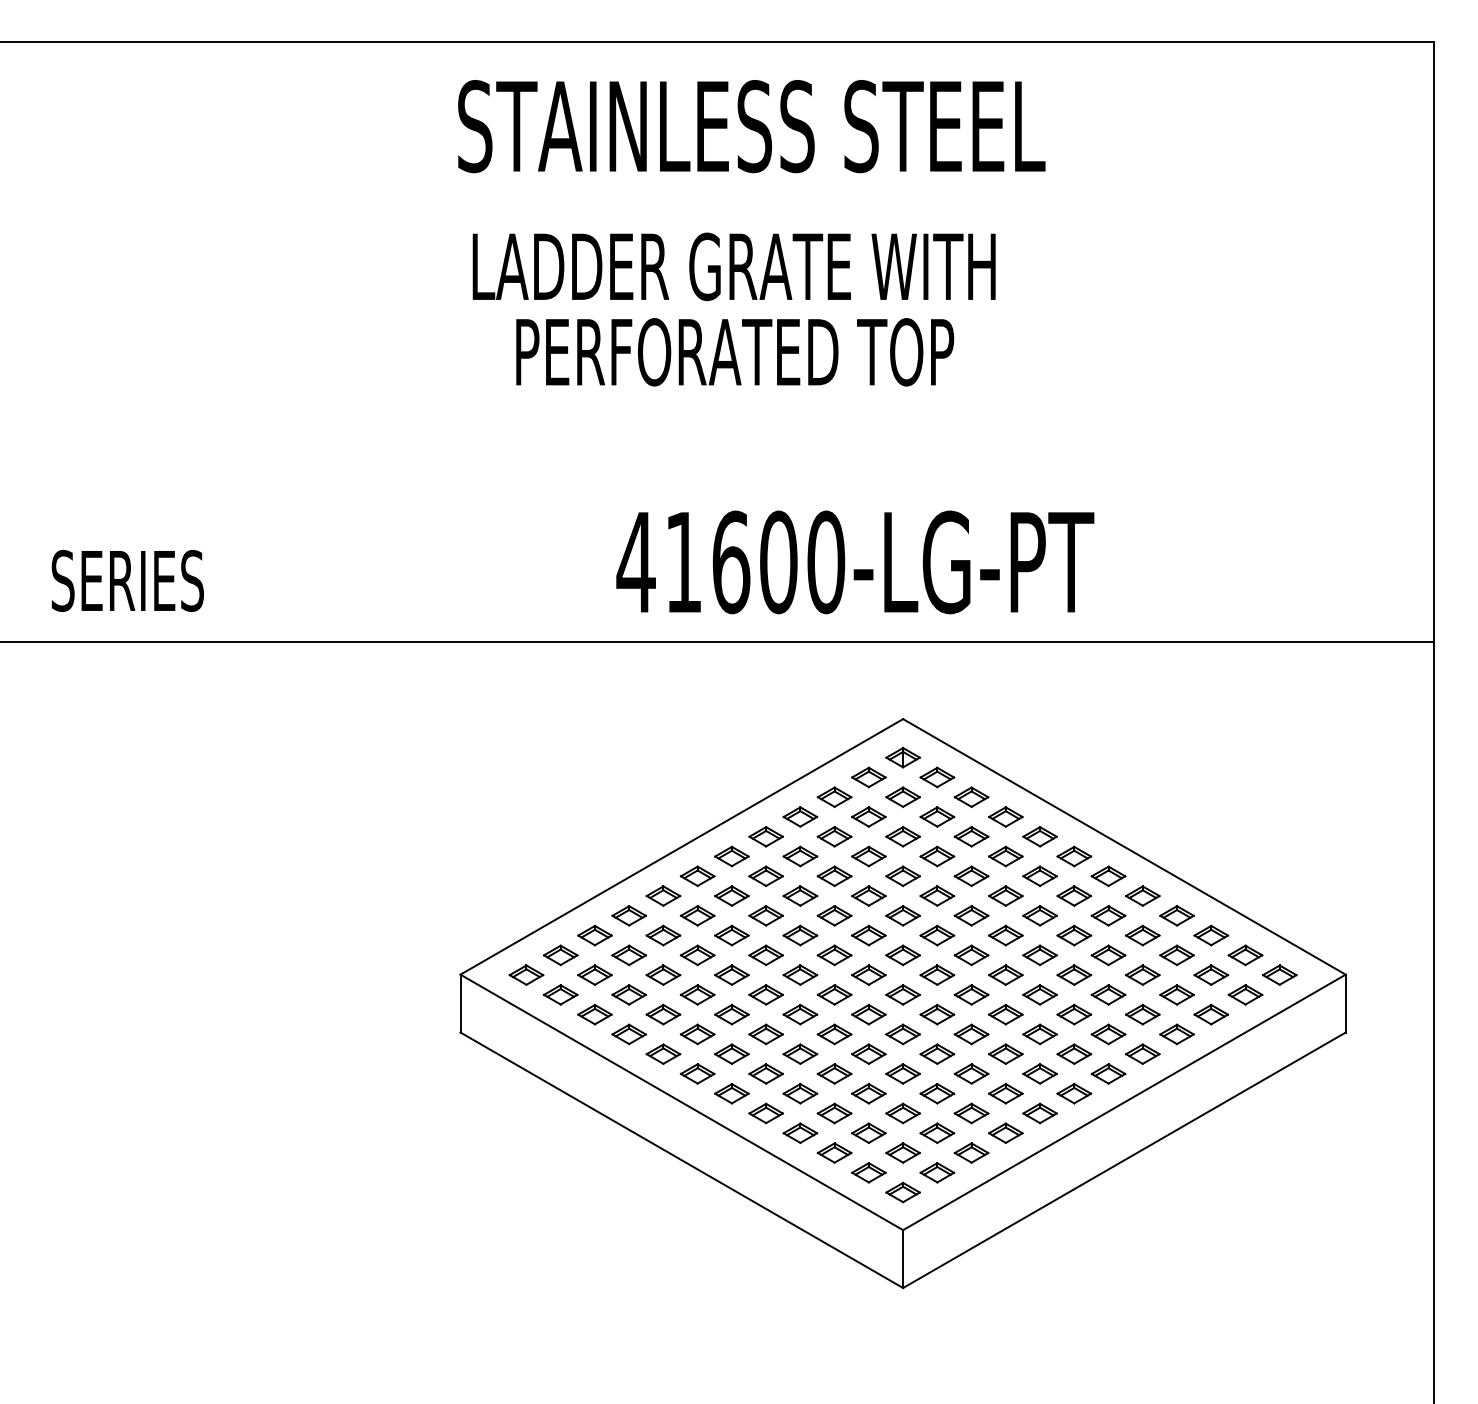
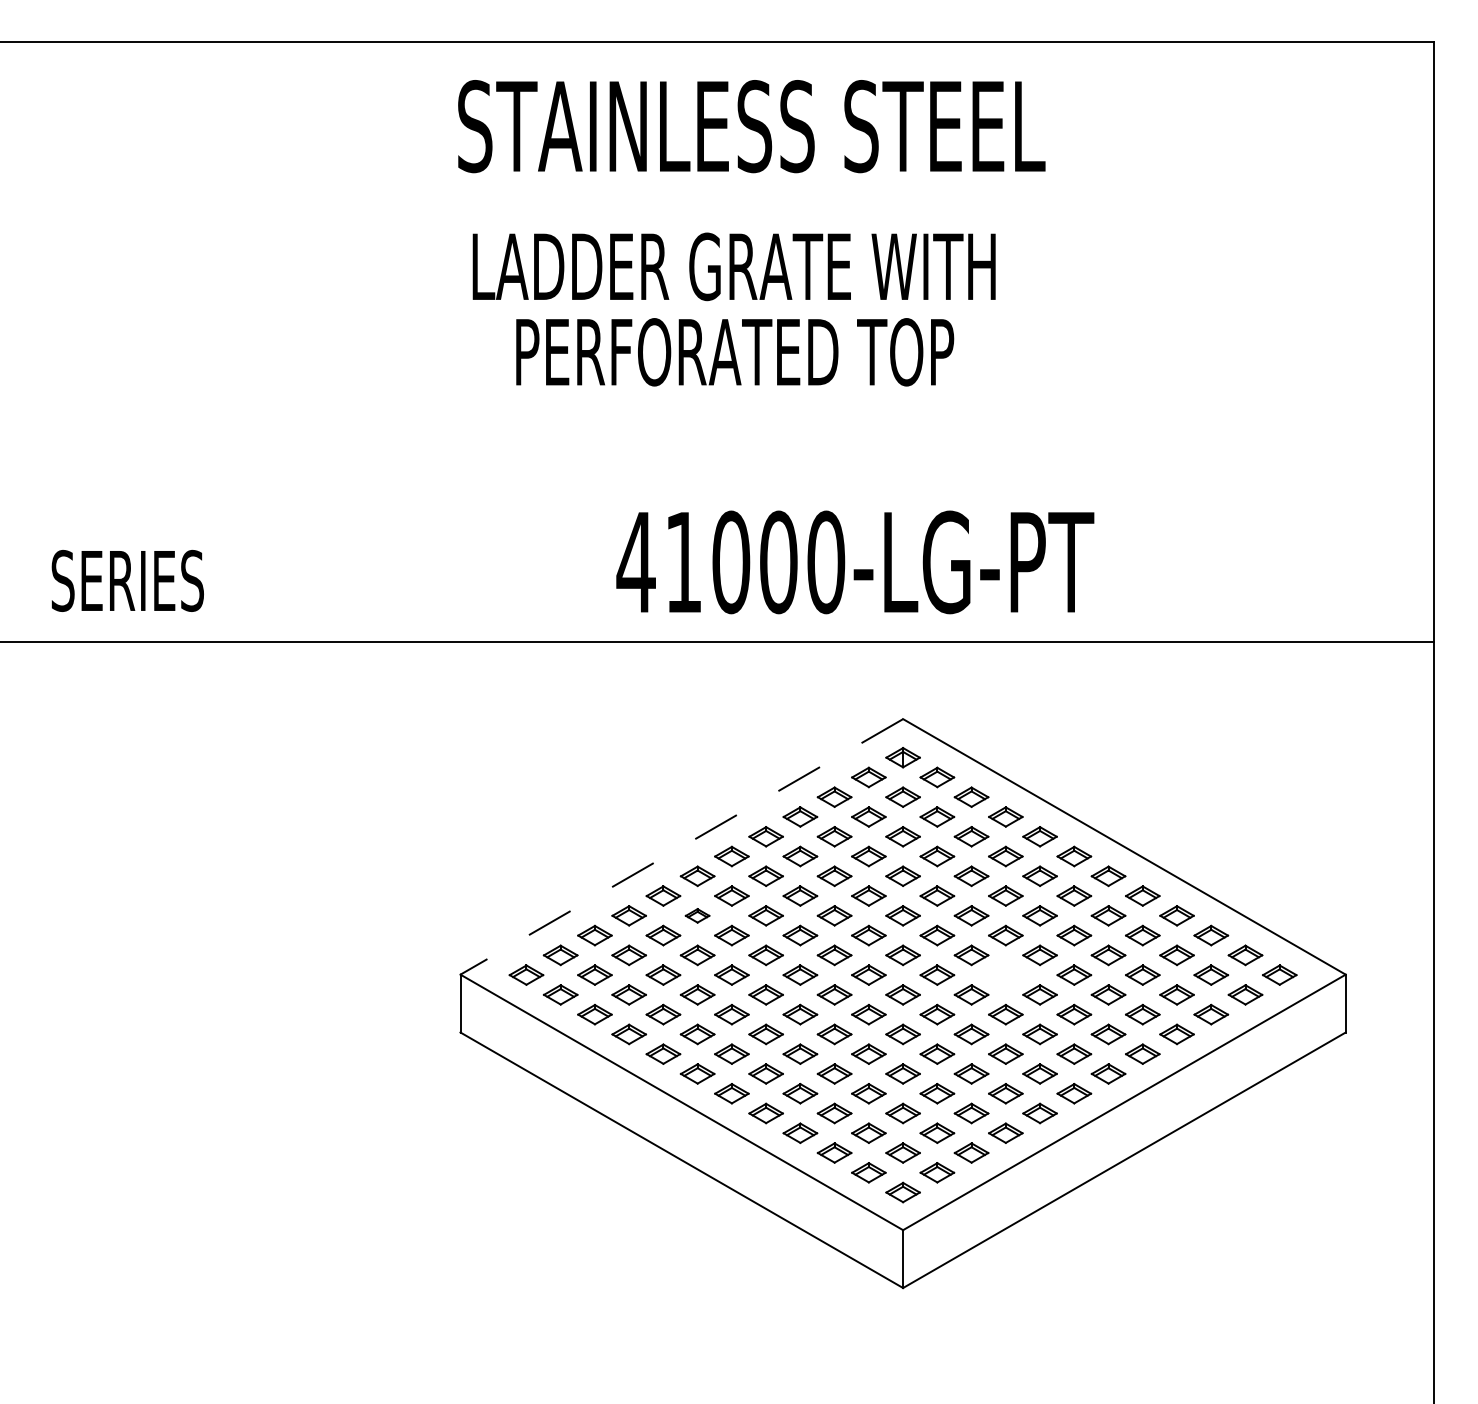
text: 41600-LG-PT -> 41000-LG-PT (731, 562)
line: solid -> dashed (681, 846)
part size: 37x22 px -> 27x16 px (697, 915)
part: present -> none (1005, 974)
